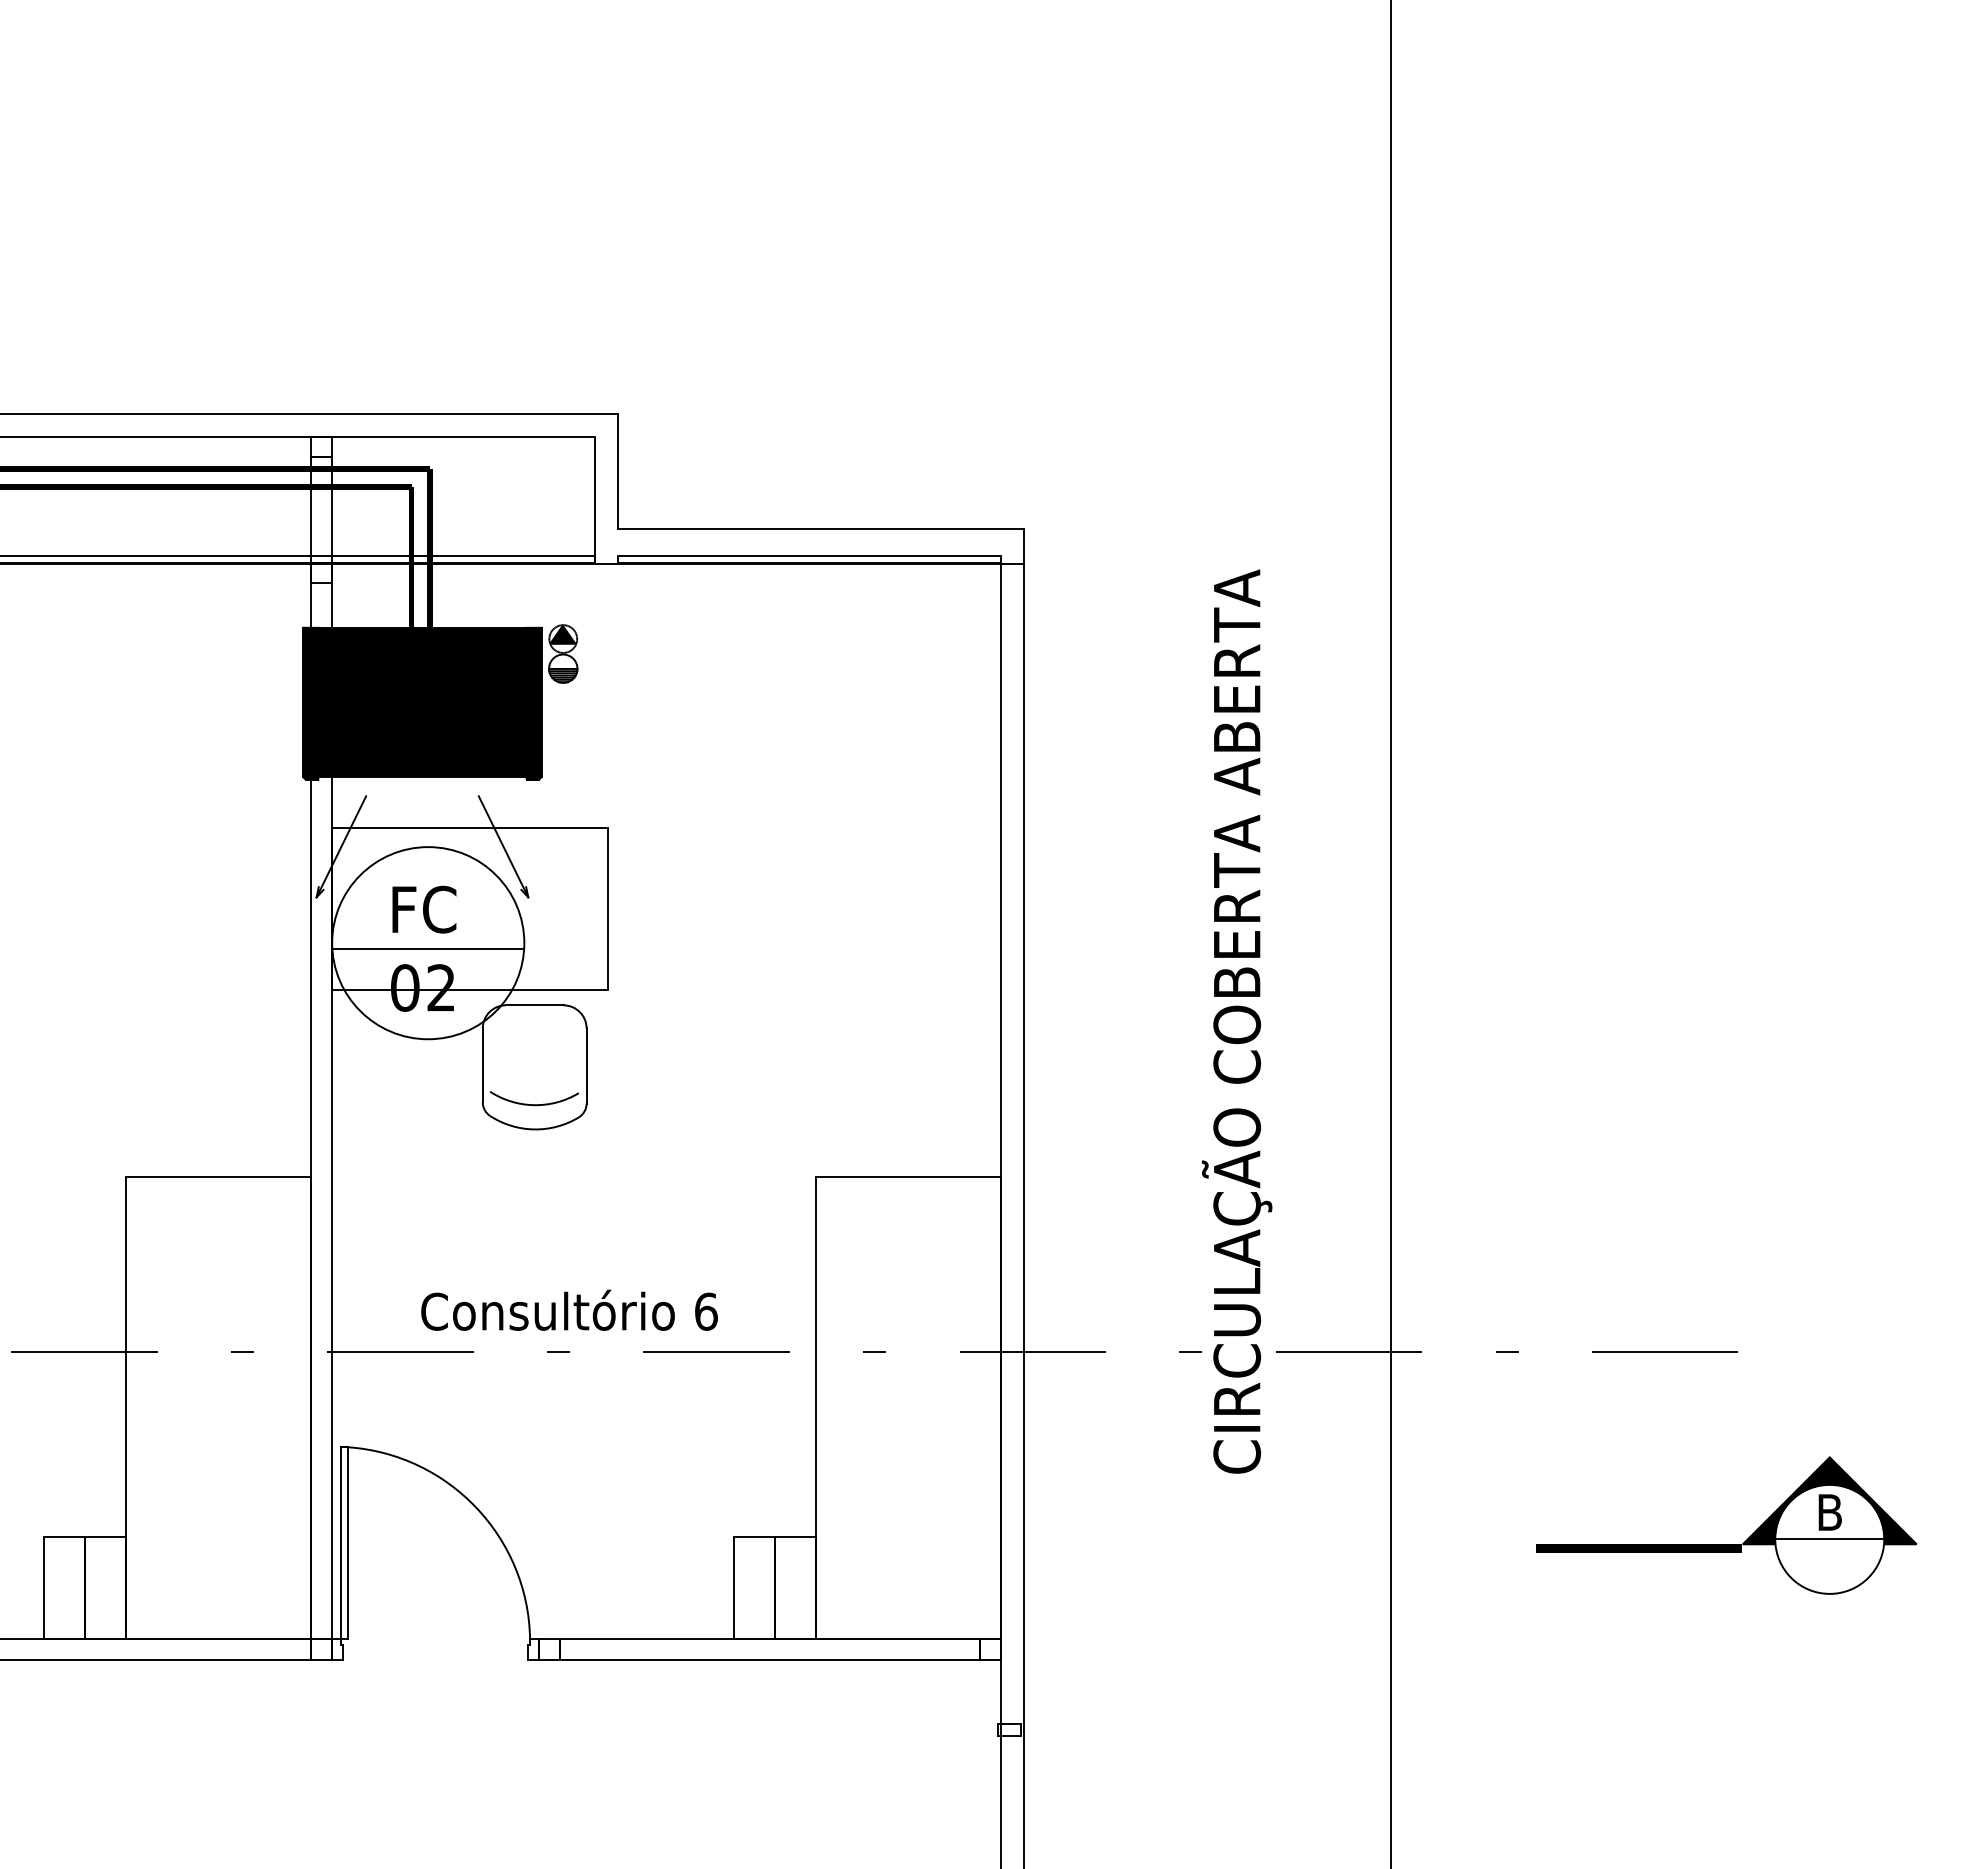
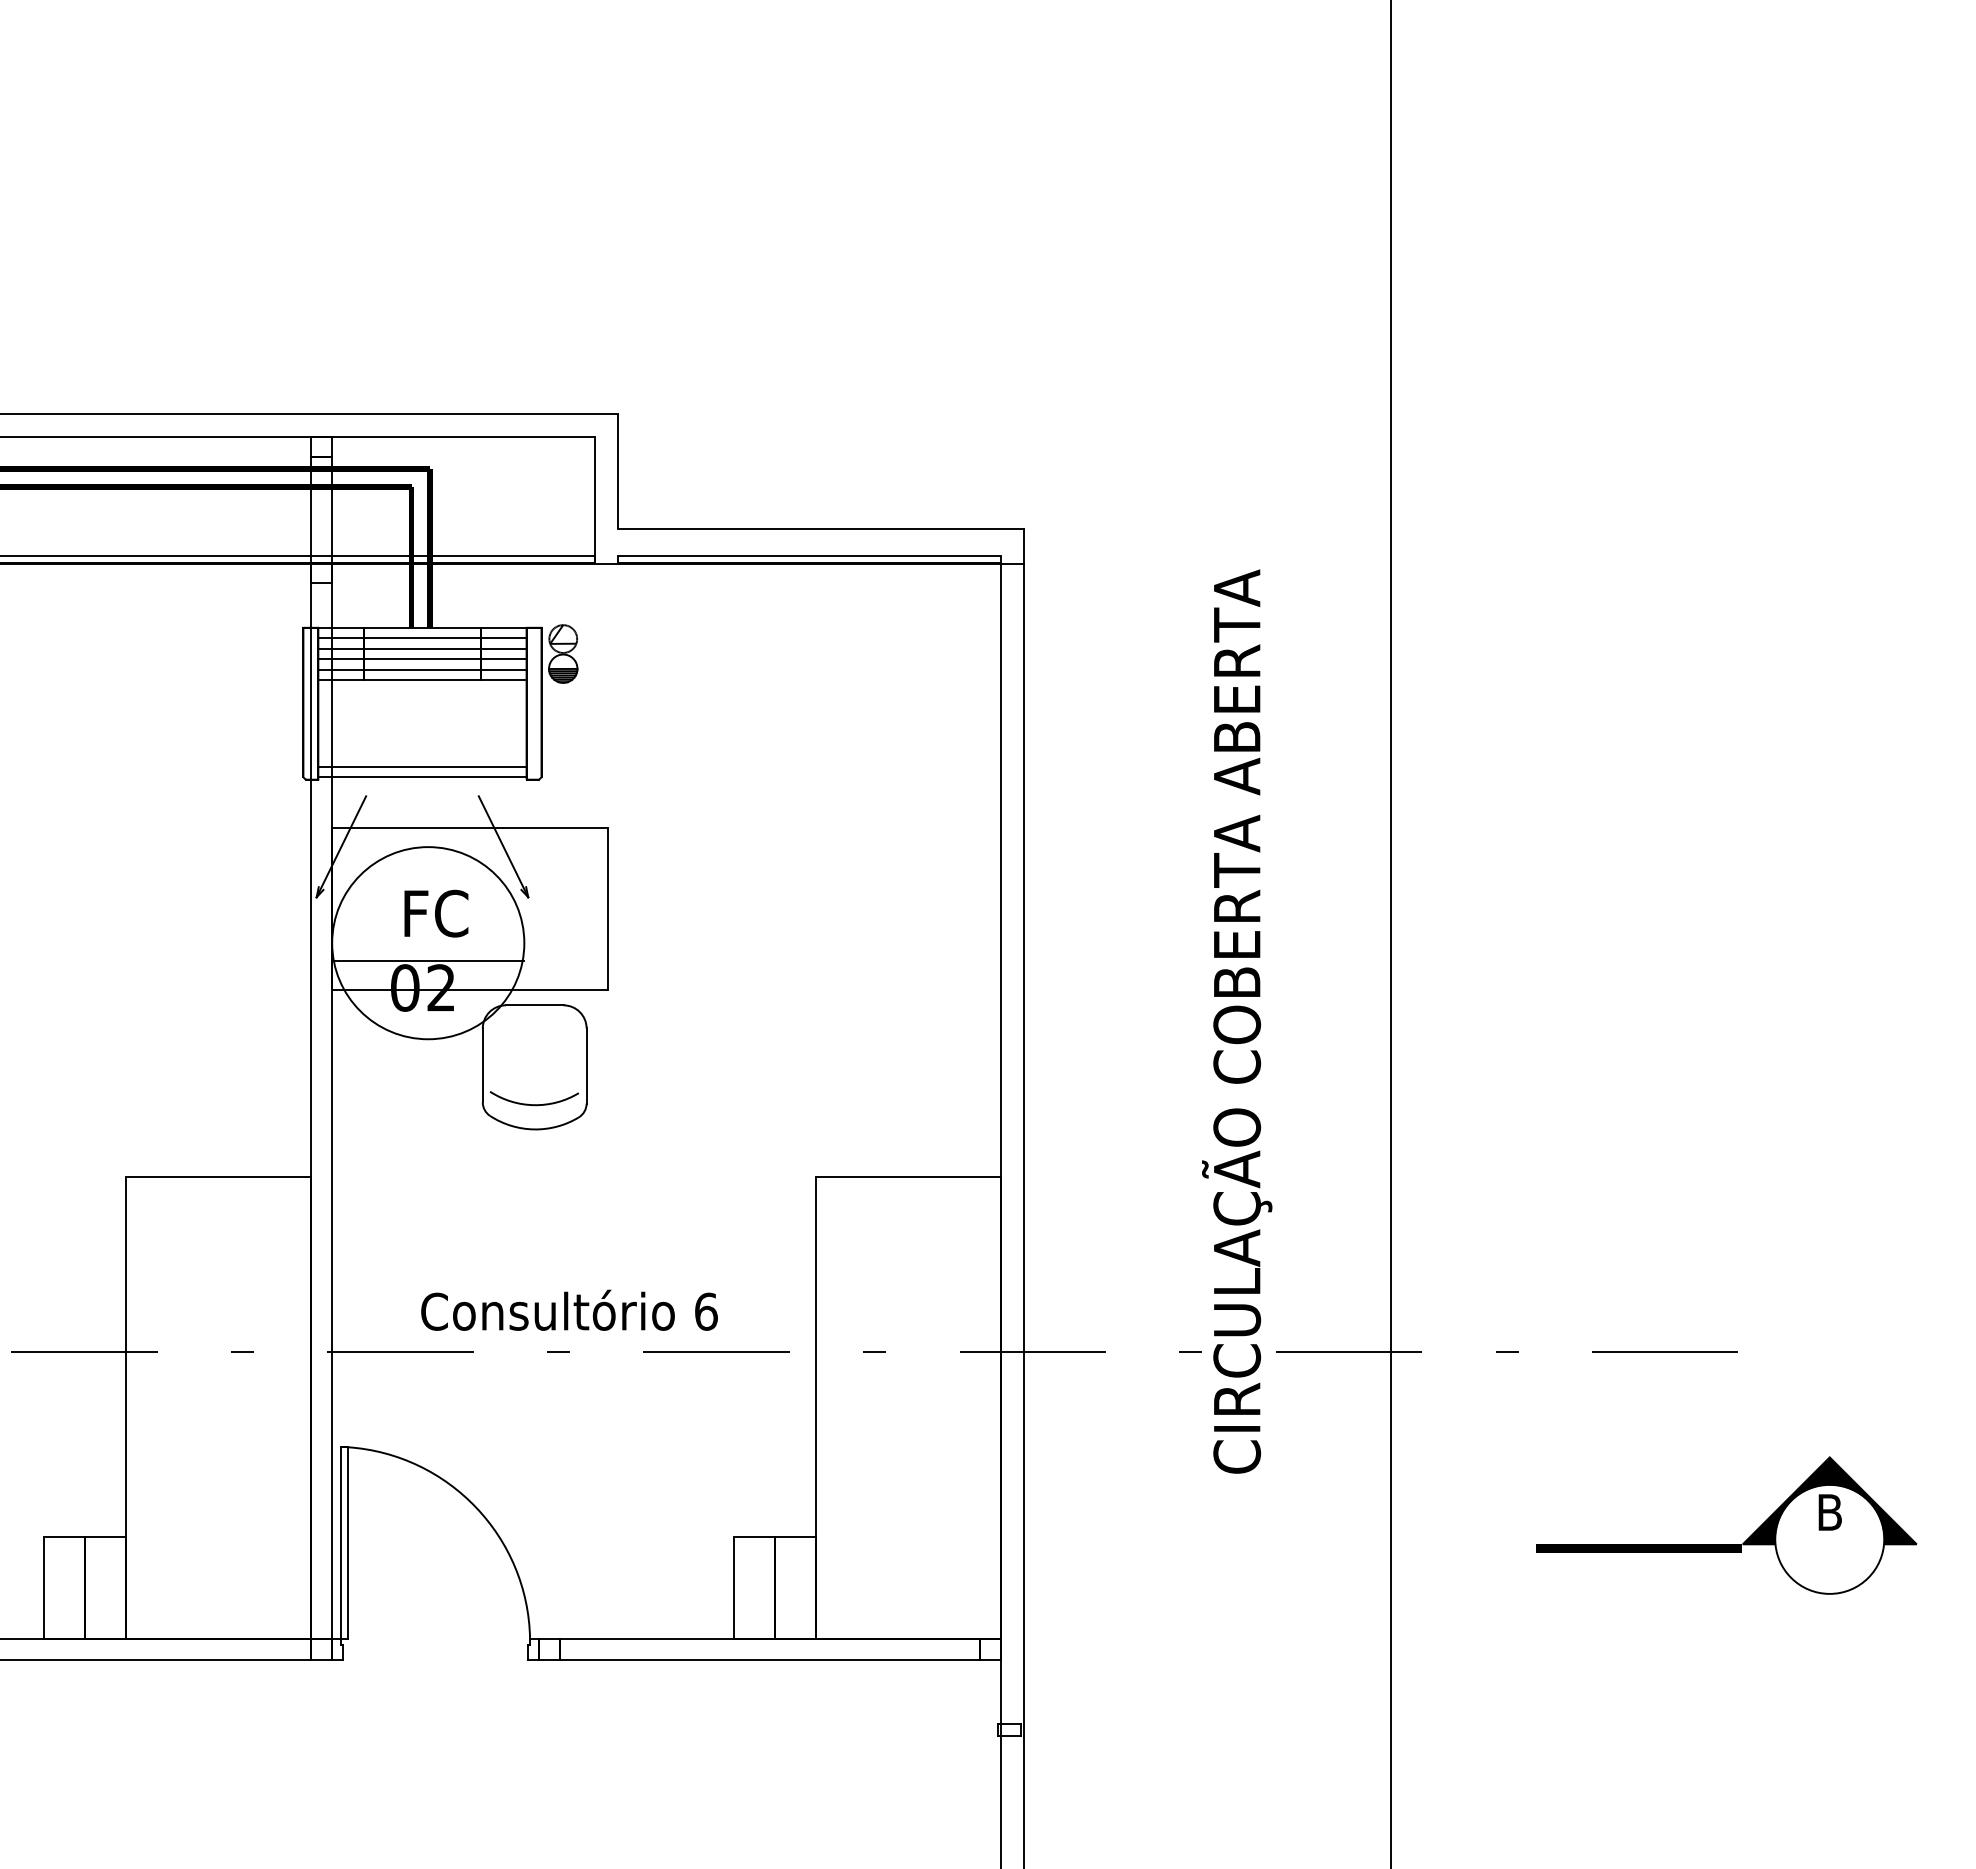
fill: present -> none (563, 634)
fill: present -> none (422, 703)
text position: (424, 909) -> (436, 913) (436, 913)
line position: (428, 949) -> (428, 961) (428, 961)
line: present -> none (1829, 1539)
